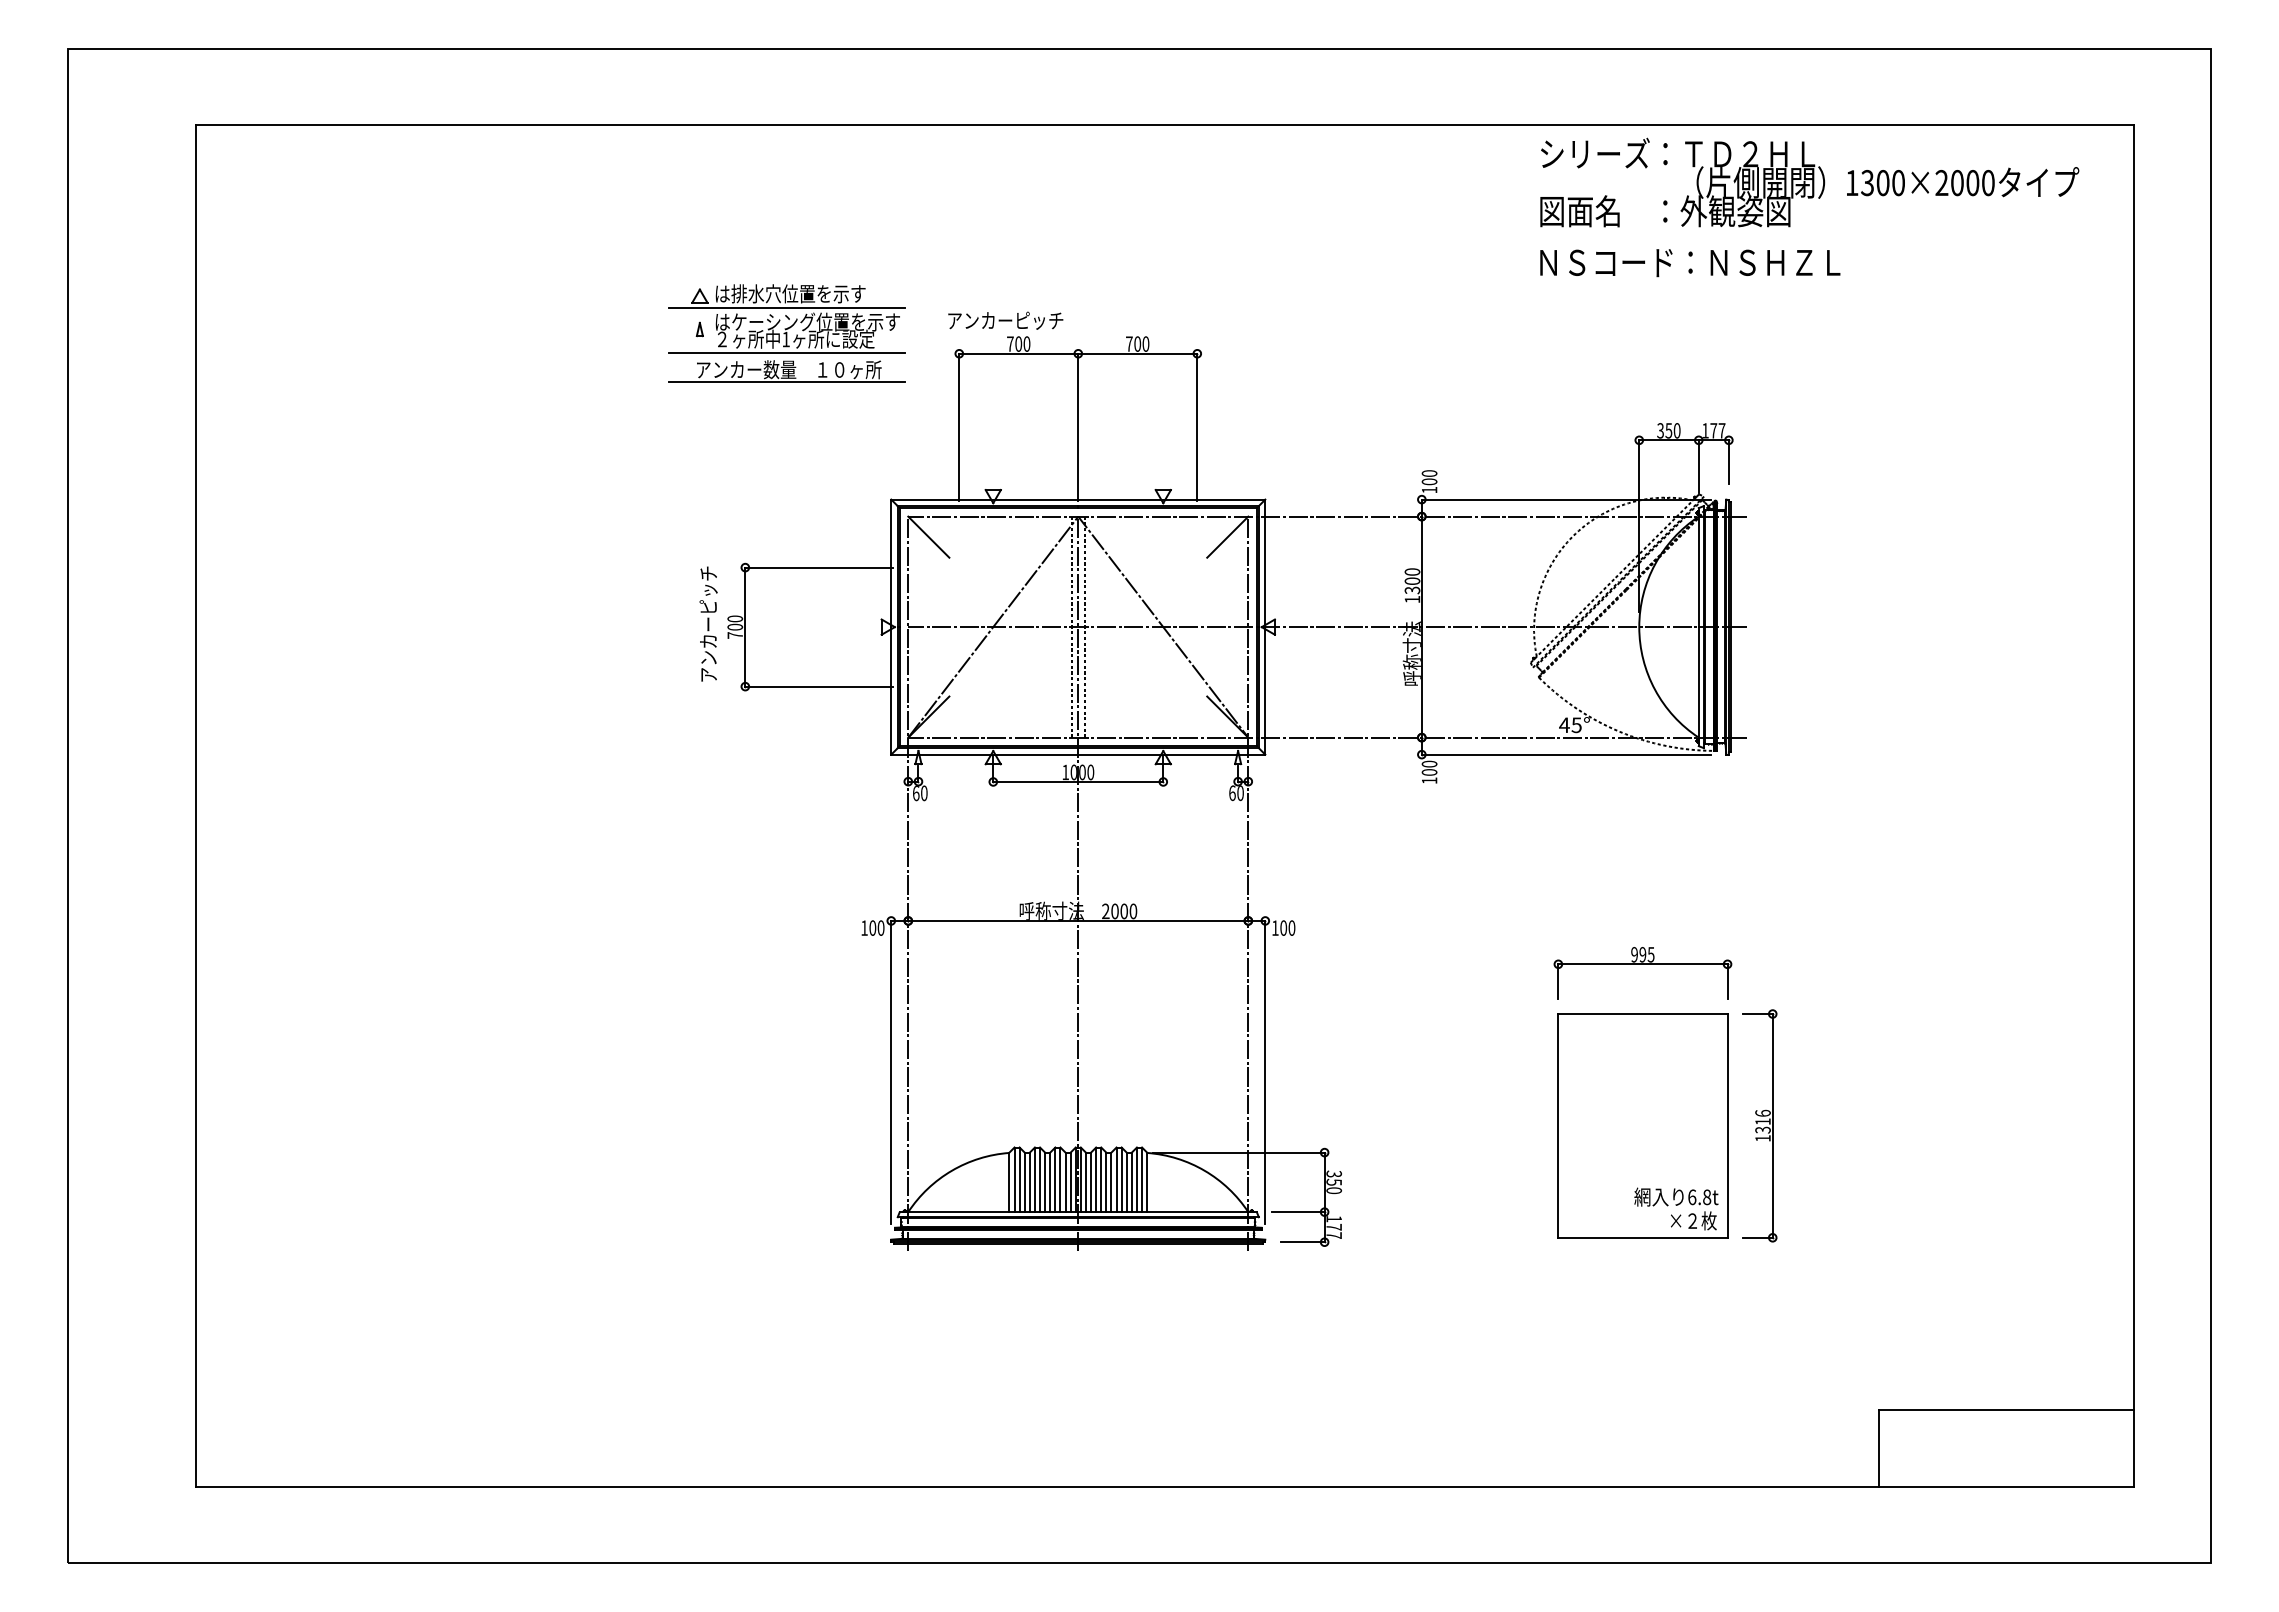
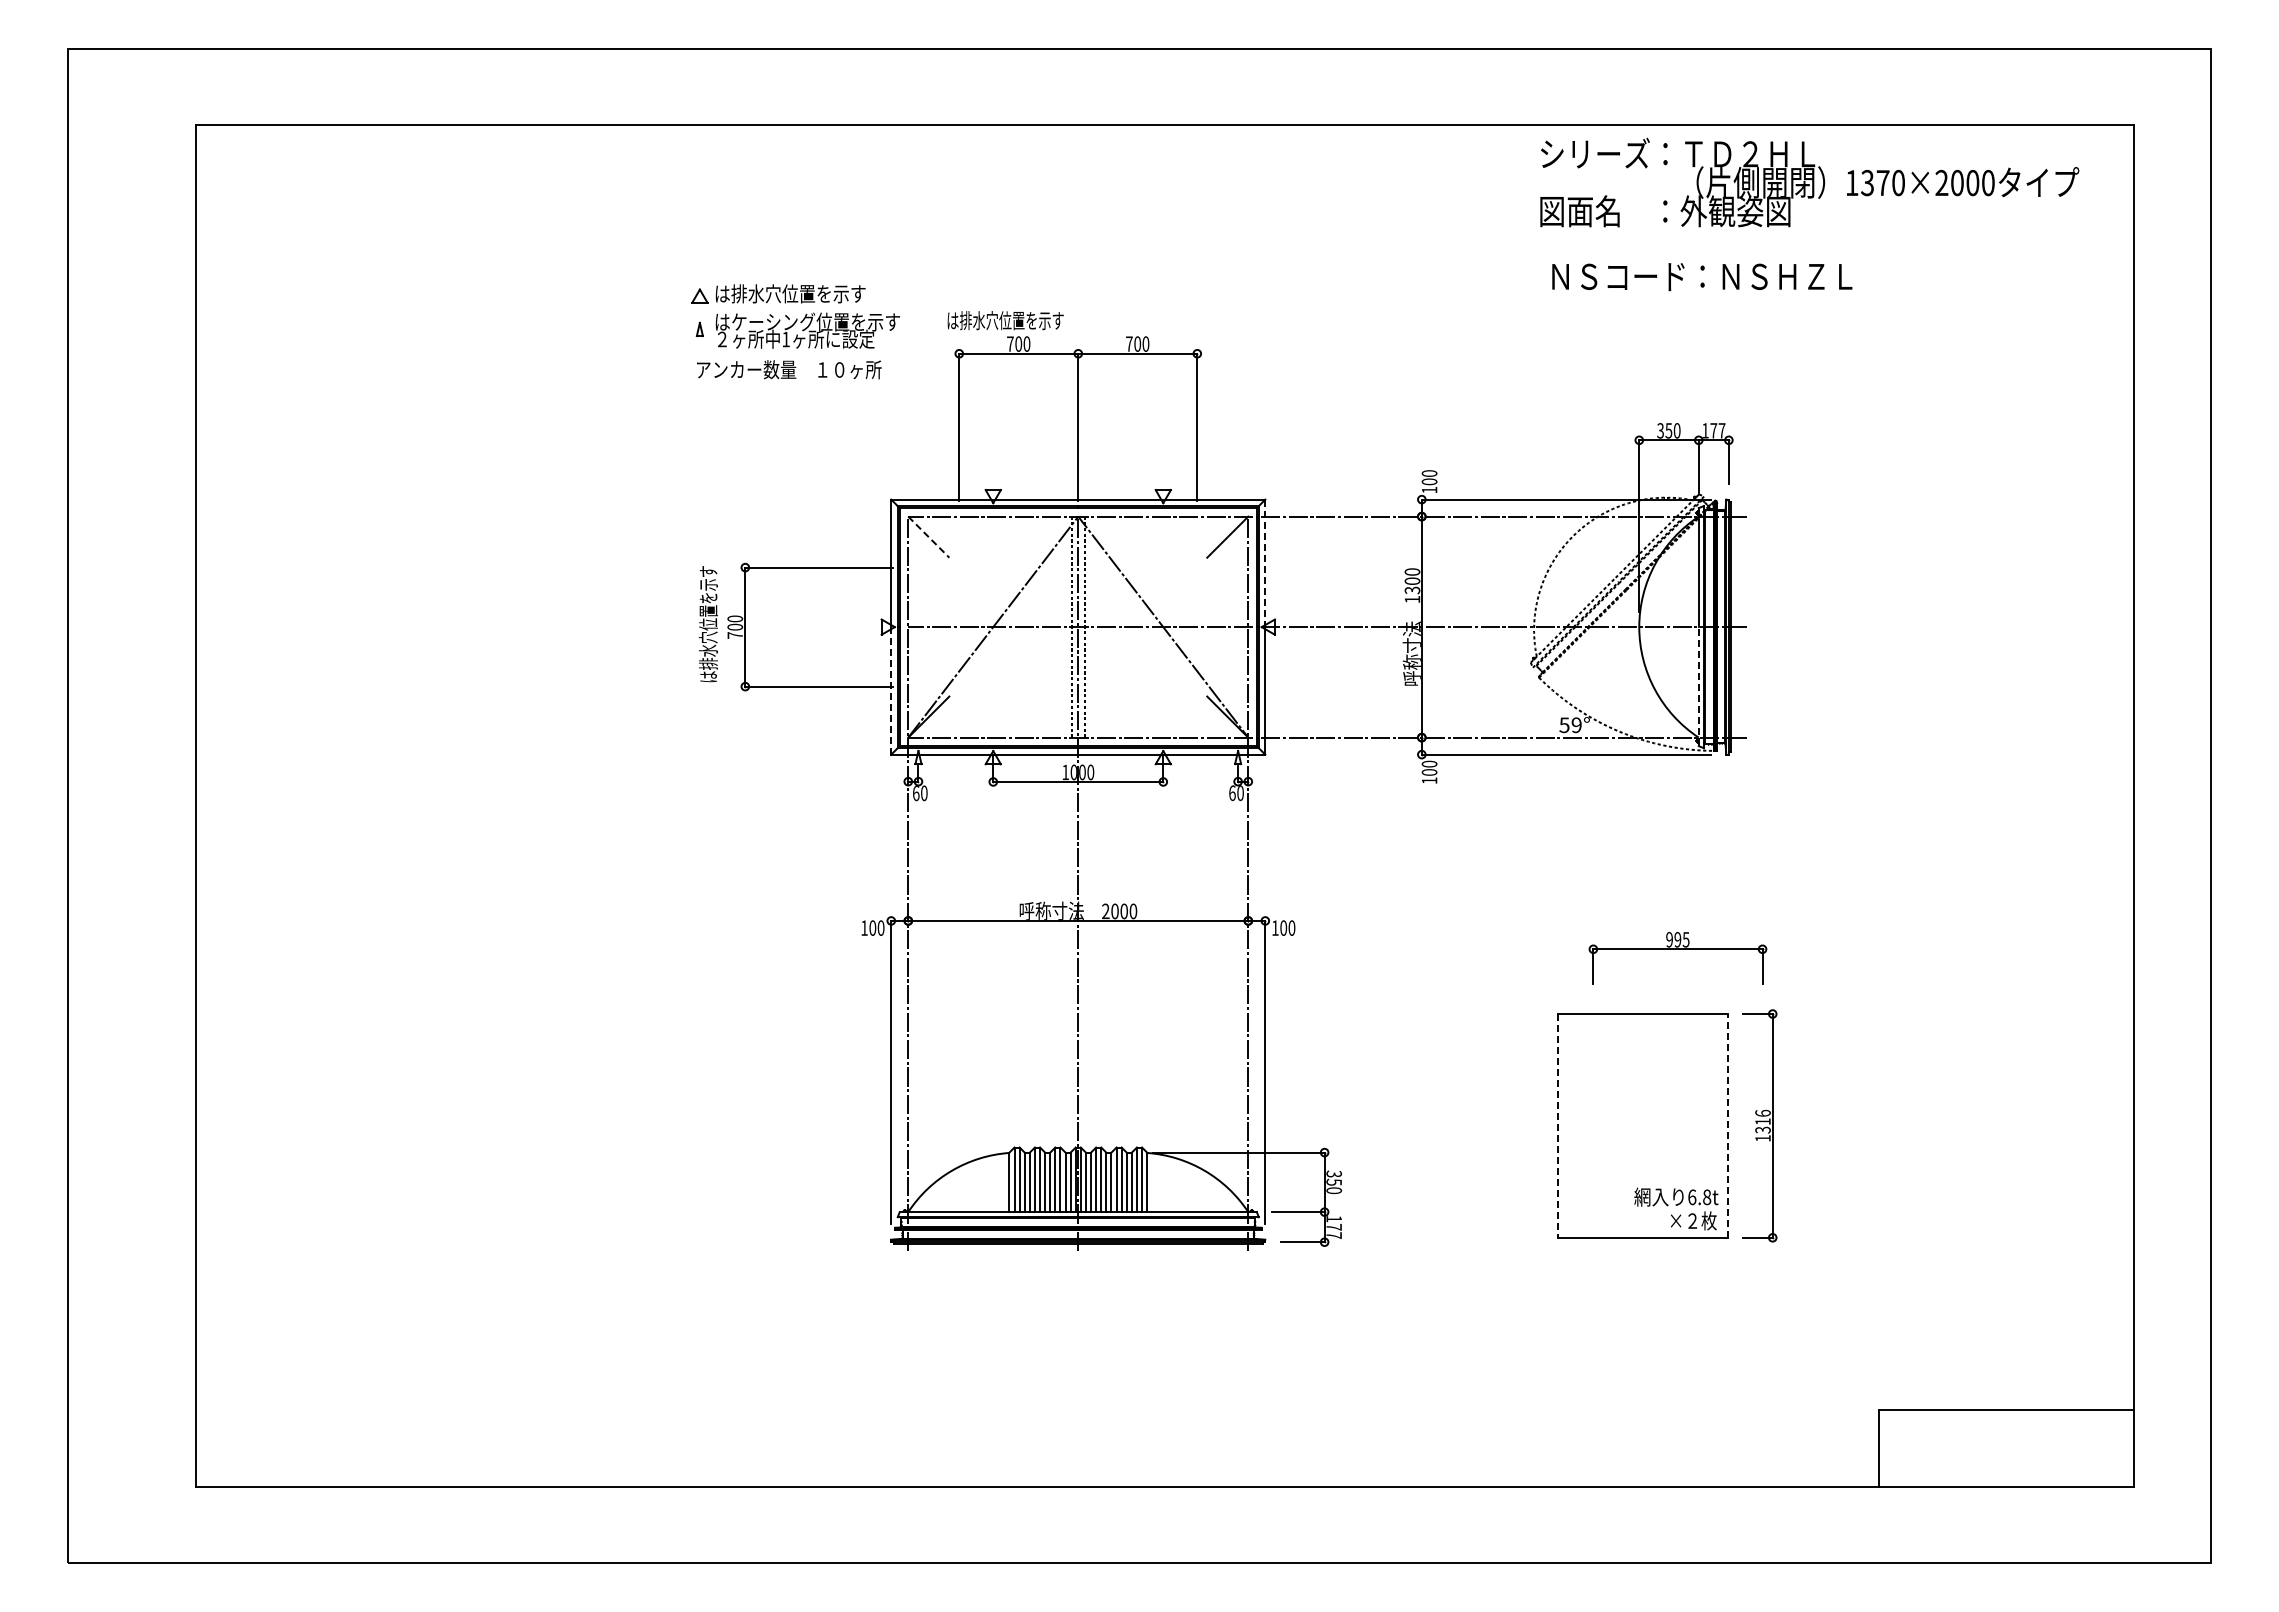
text: 1300×2000 -> 1370×2000 (1882, 182)
text position: (1690, 263) -> (1702, 277) (1702, 277)
line: present -> none (787, 307)
text: アンカーピッチ -> は排水穴位置を示す (1005, 320)
line: present -> none (787, 352)
line: present -> none (787, 382)
line: solid -> dashed (929, 537)
line: solid -> dashed (1265, 563)
text: アンカーピッチ -> は排水穴位置を示す (707, 624)
line: solid -> dashed (1698, 686)
line: solid -> dashed (891, 690)
text: 45° -> 59° (1570, 725)
part position: (1642, 964) -> (1677, 949) (1677, 949)
line: solid -> dashed (1558, 1125)
line: solid -> dashed (1727, 1125)
